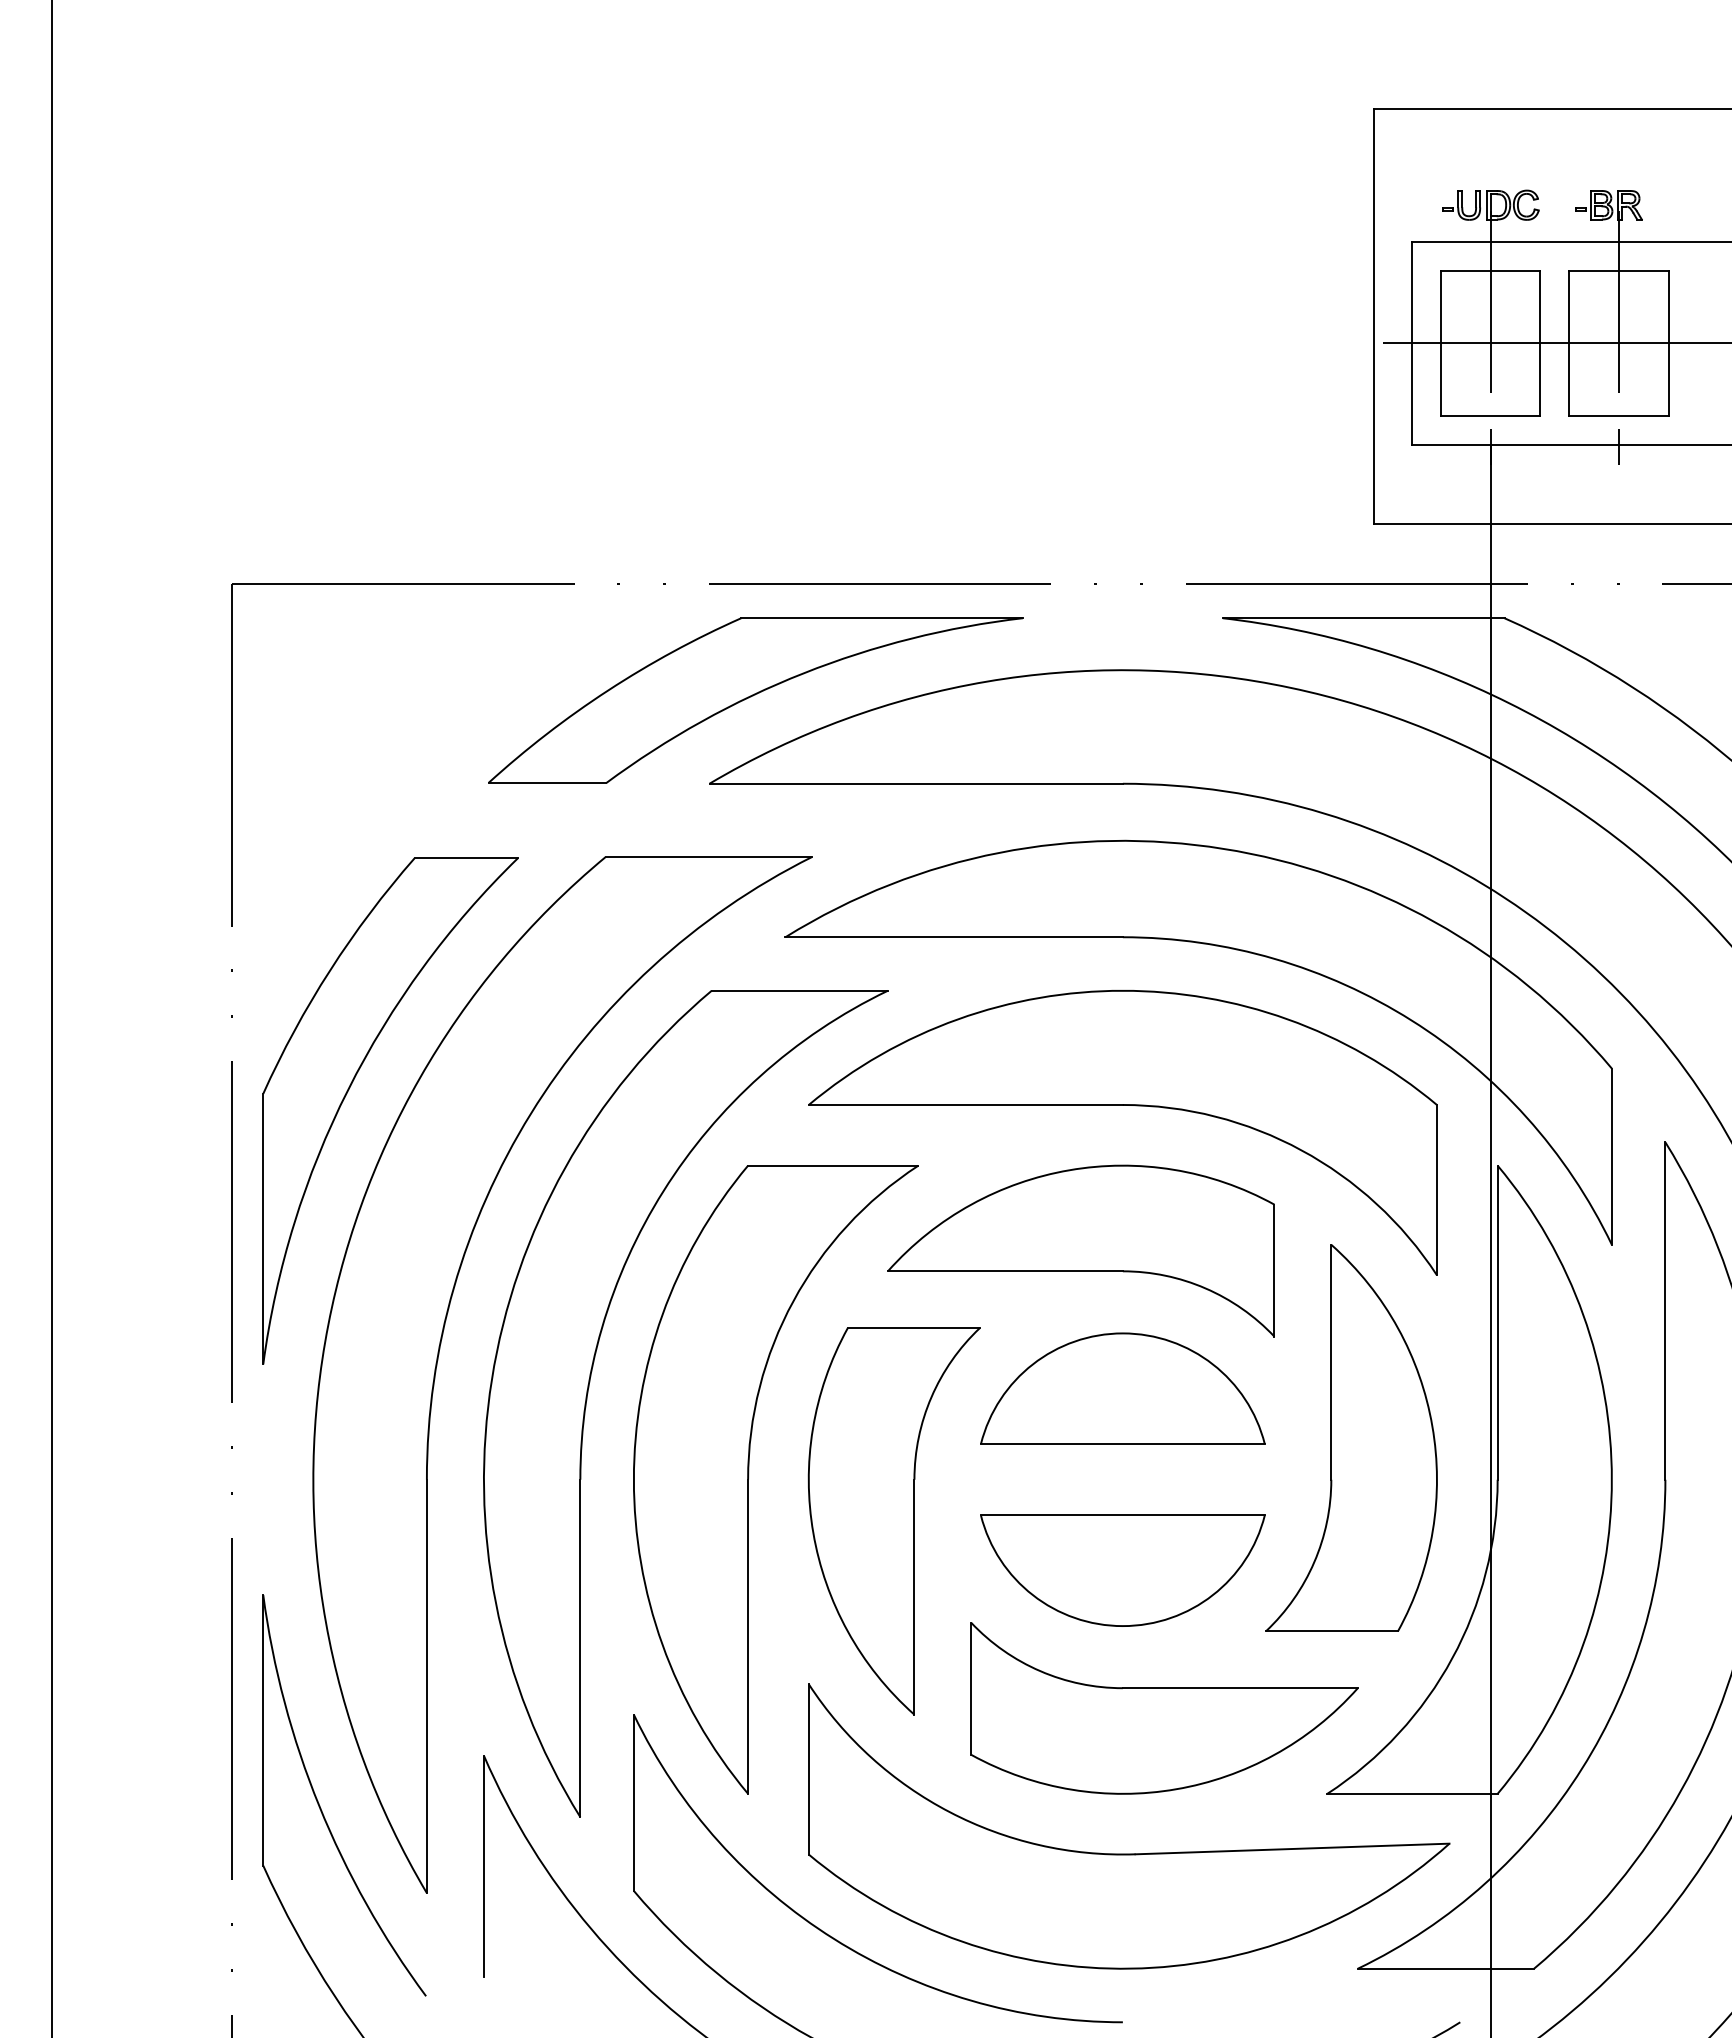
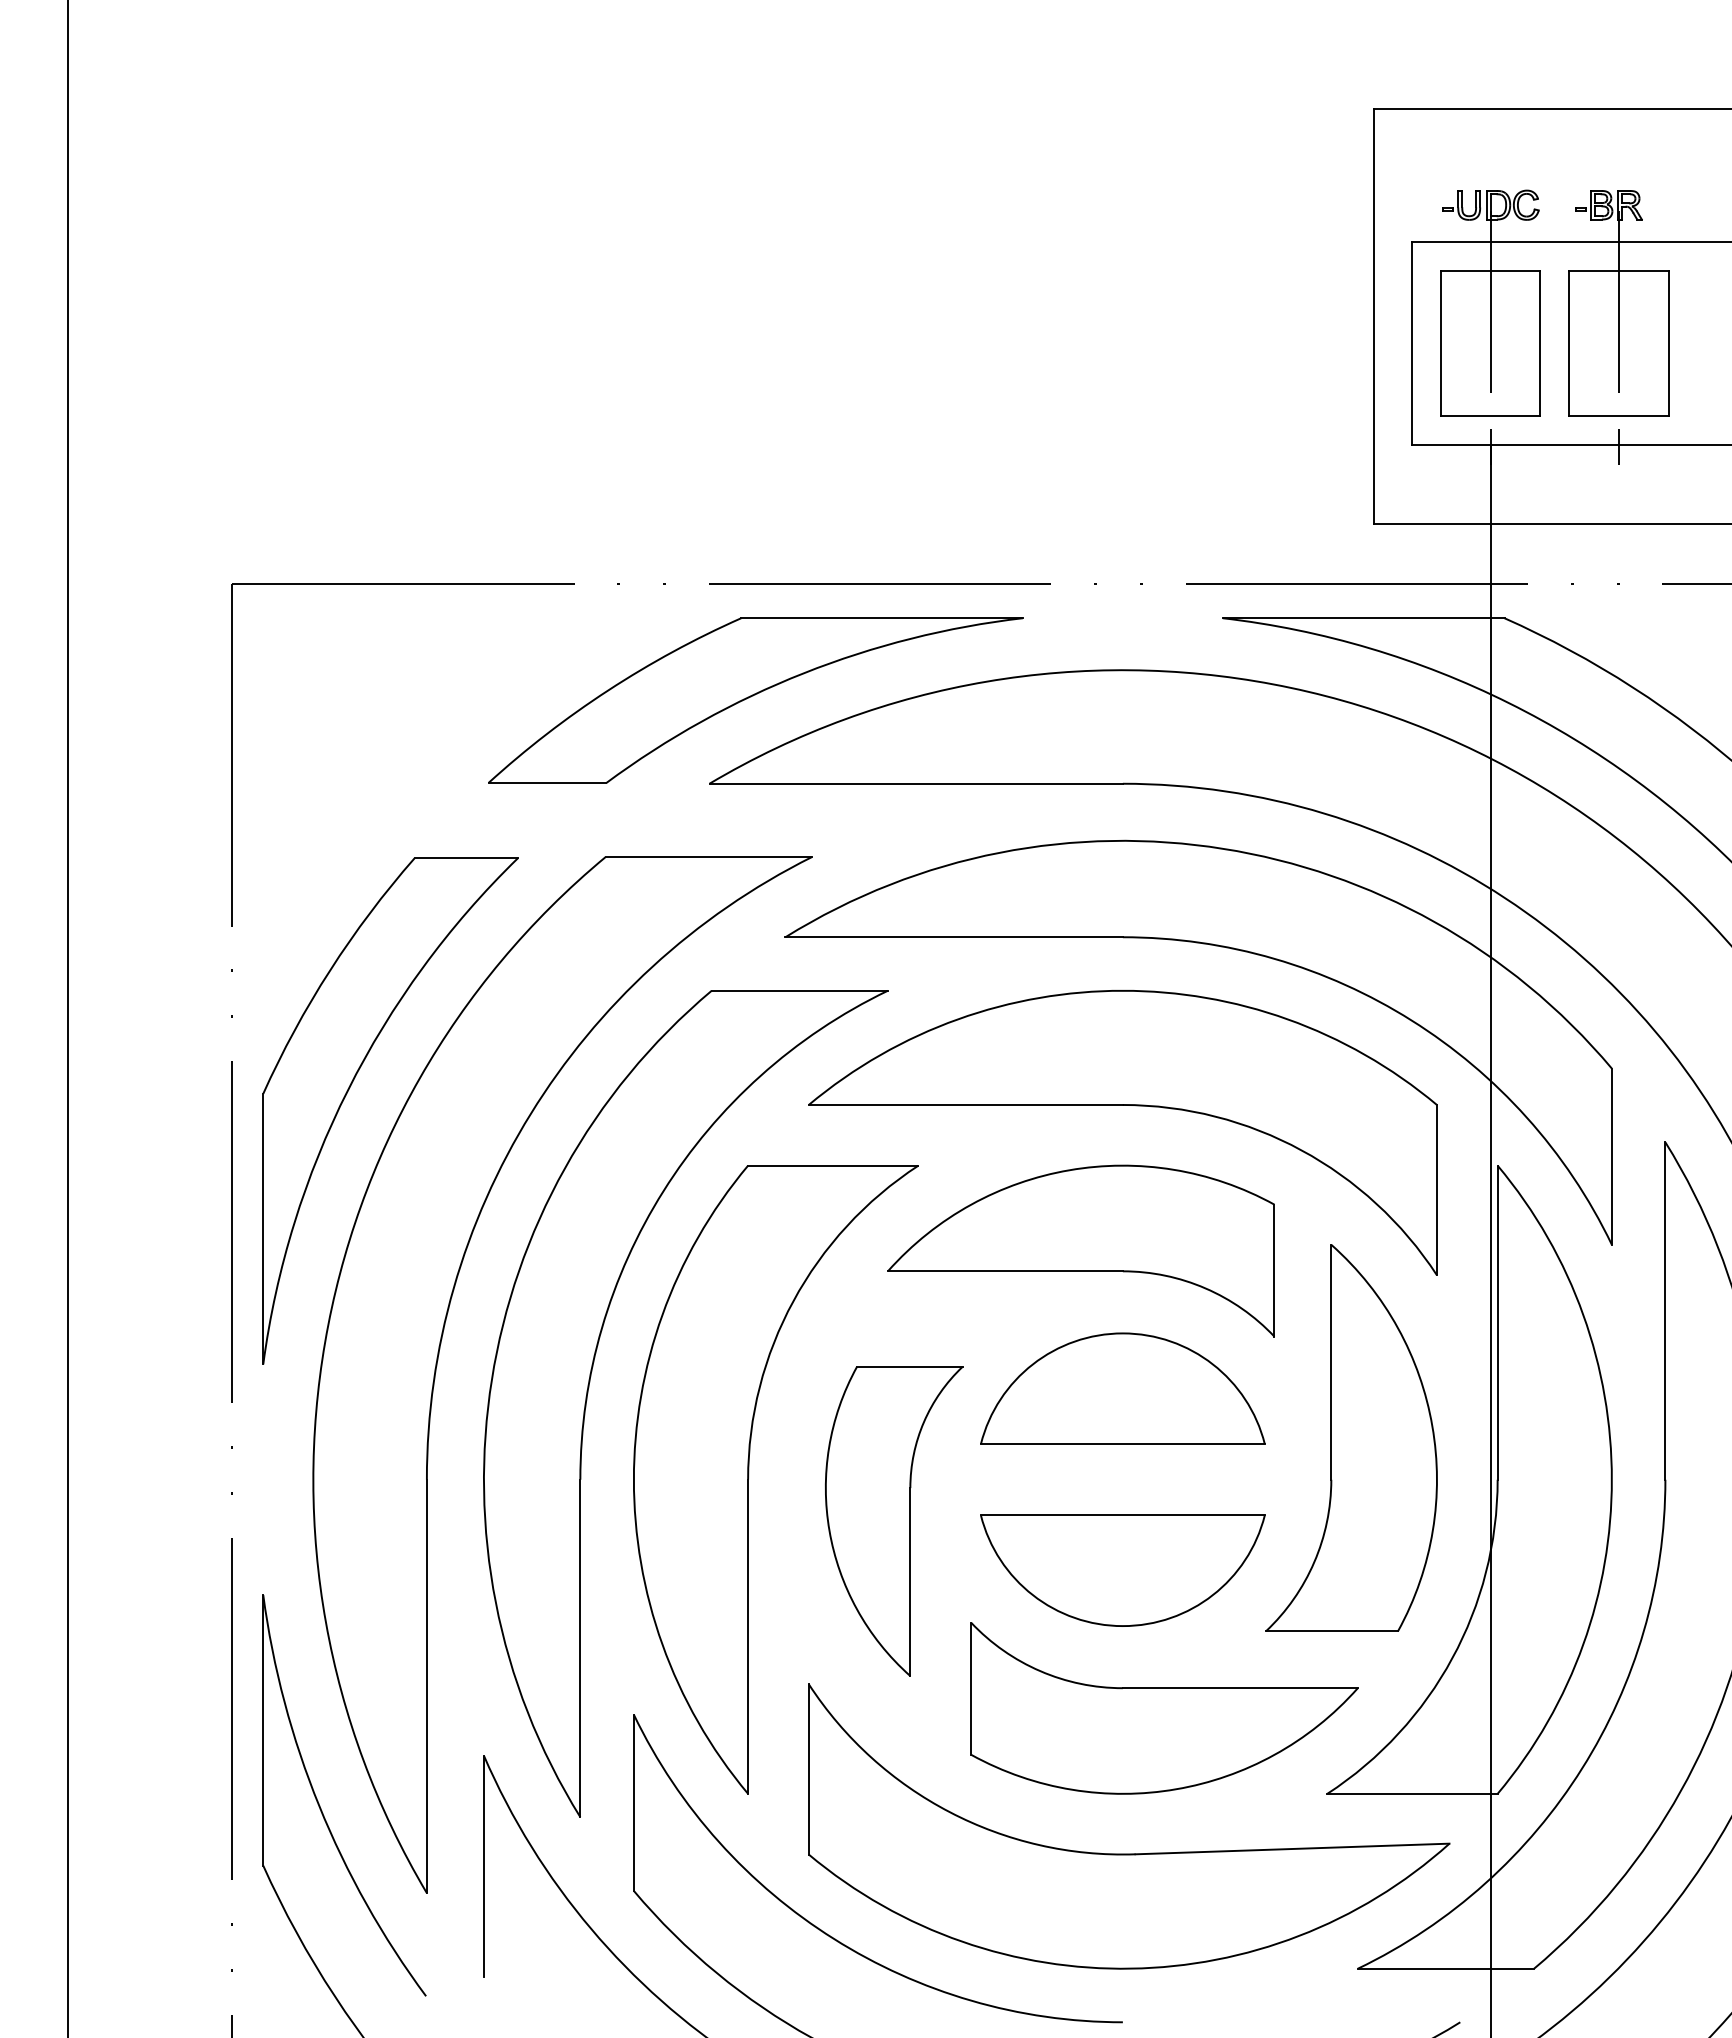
line: present -> none (1555, 343)
line position: (52, 1018) -> (68, 1018) (68, 1018)
part size: 174x389 px -> 139x311 px (894, 1521)
